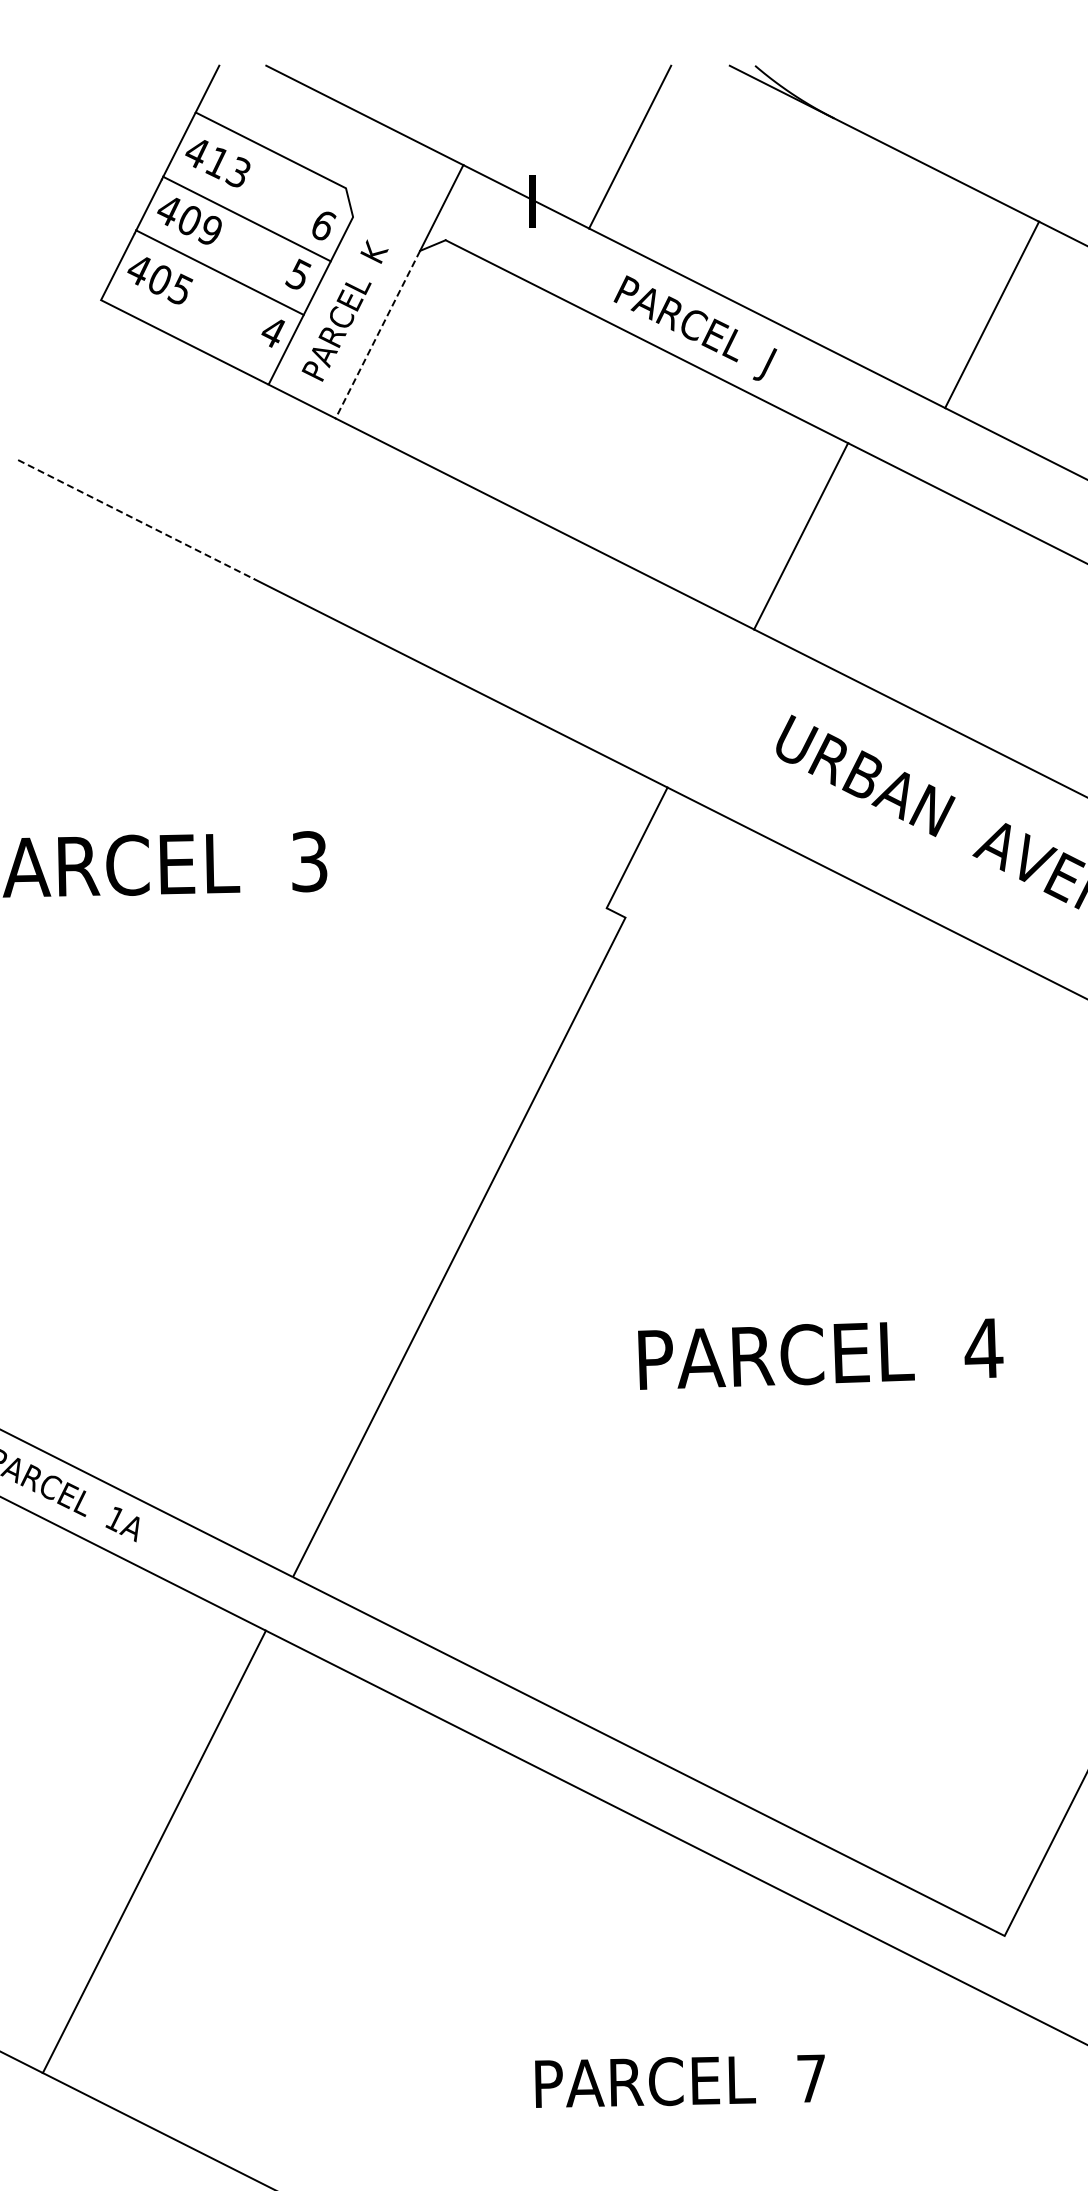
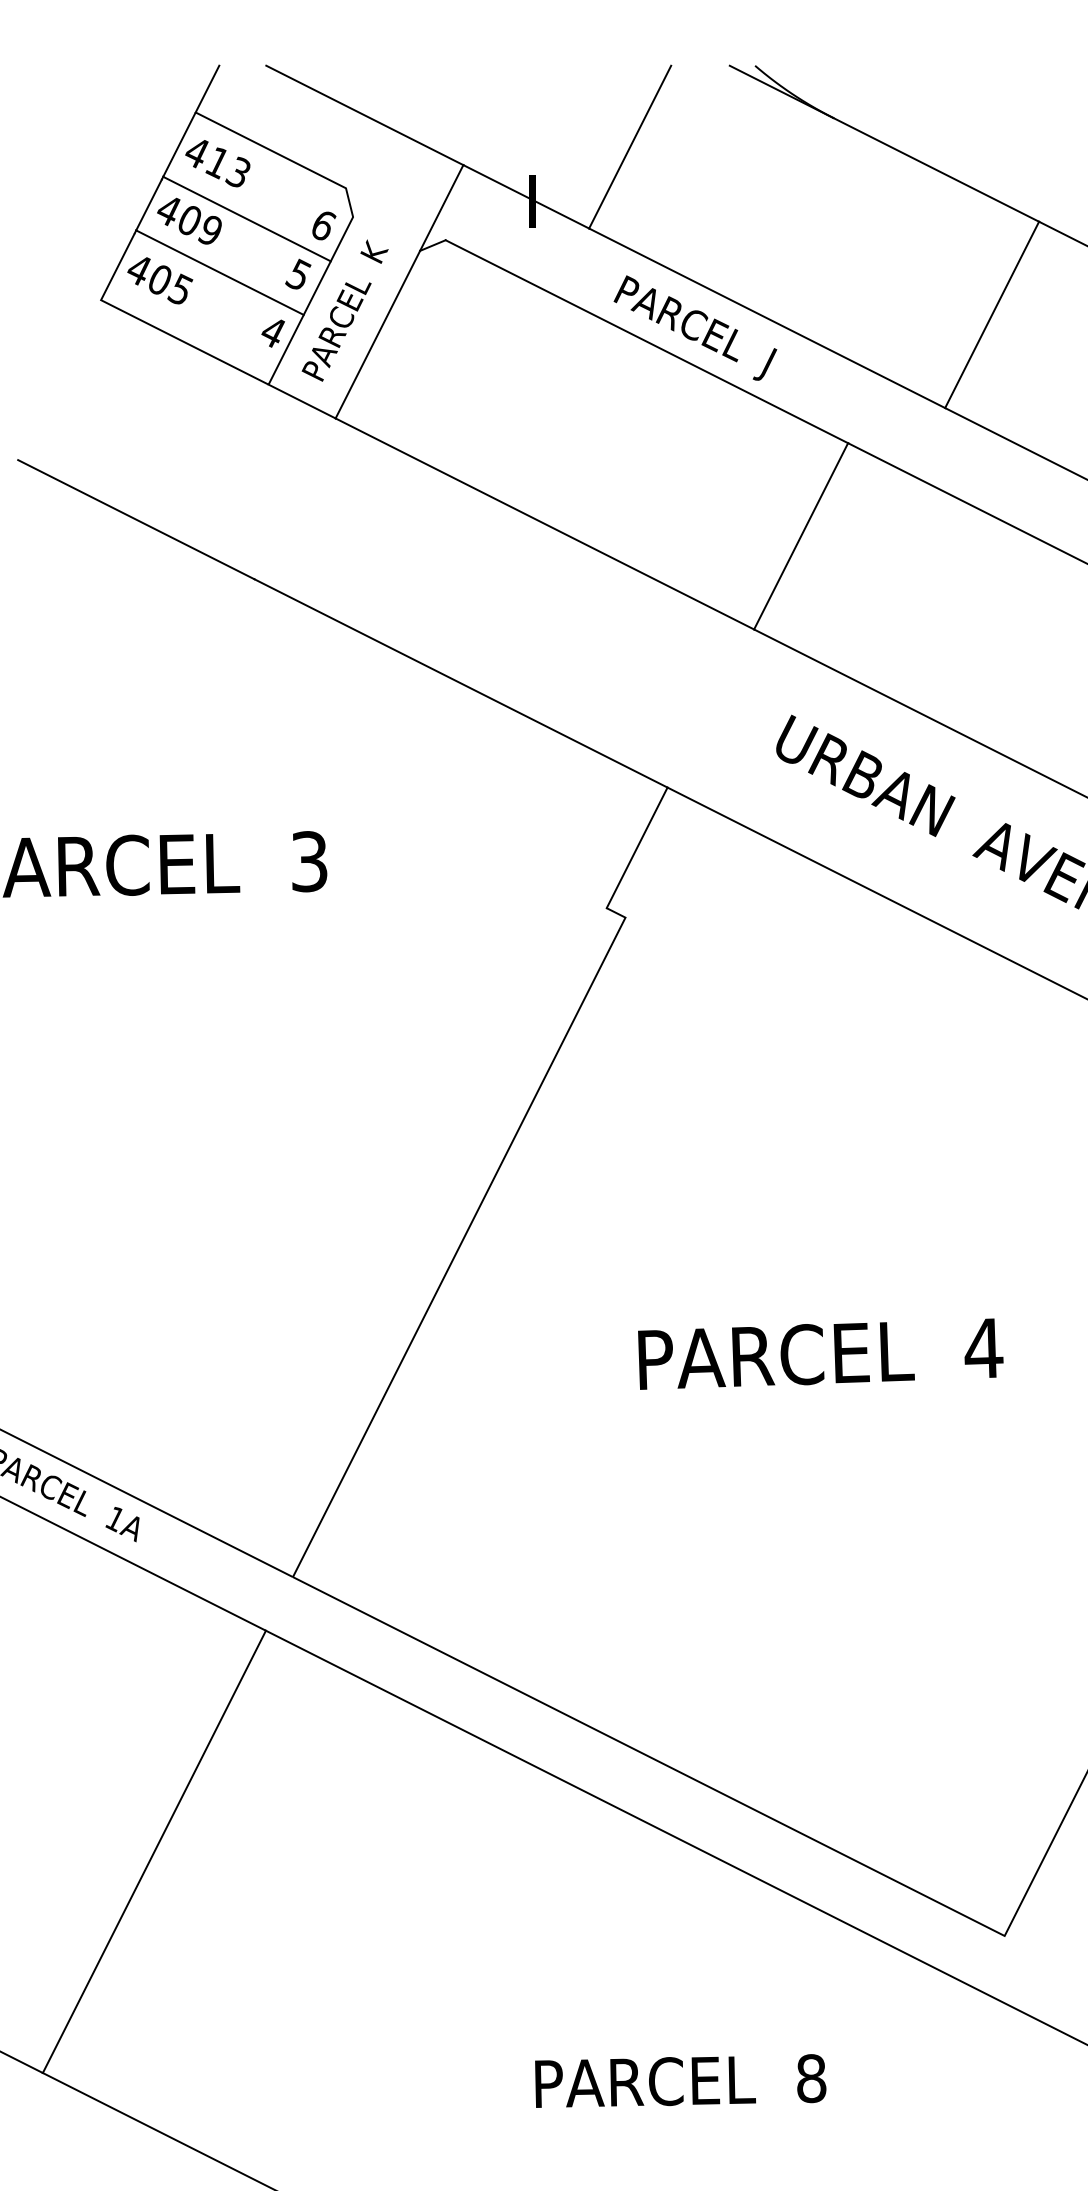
line: dashed -> solid (377, 334)
line: dashed -> solid (136, 519)
text: 7 -> 8 (811, 2078)
